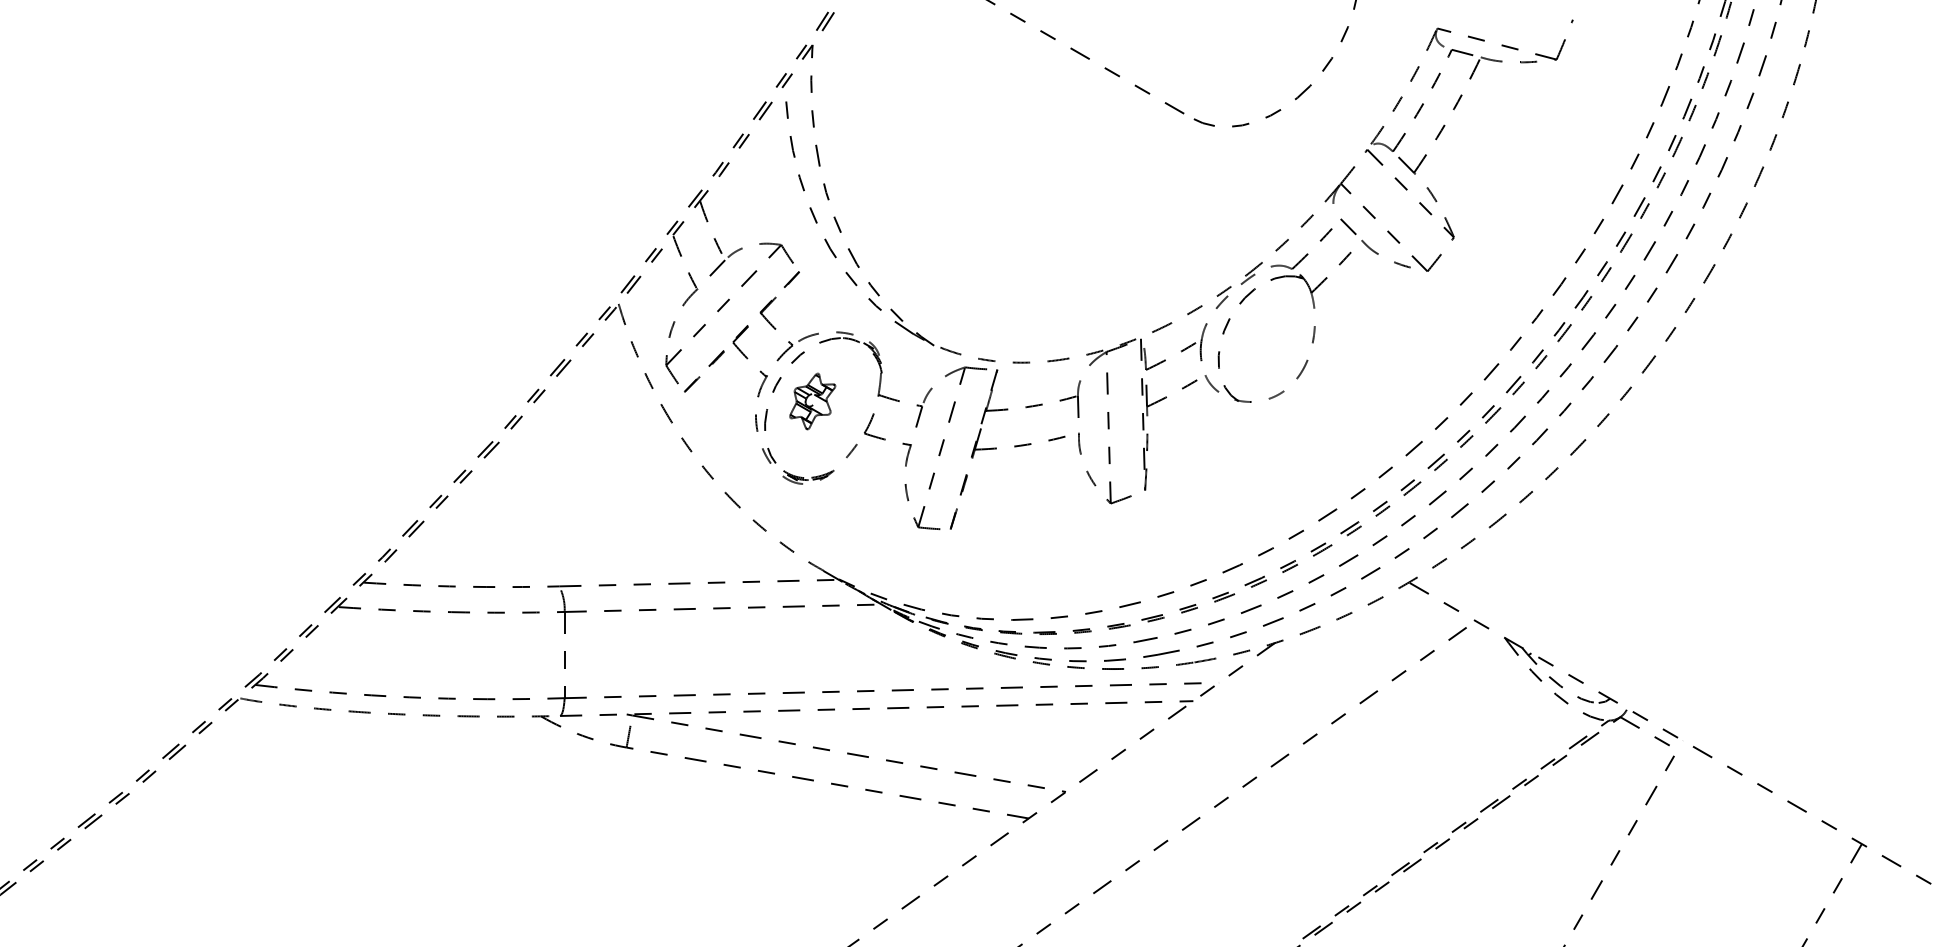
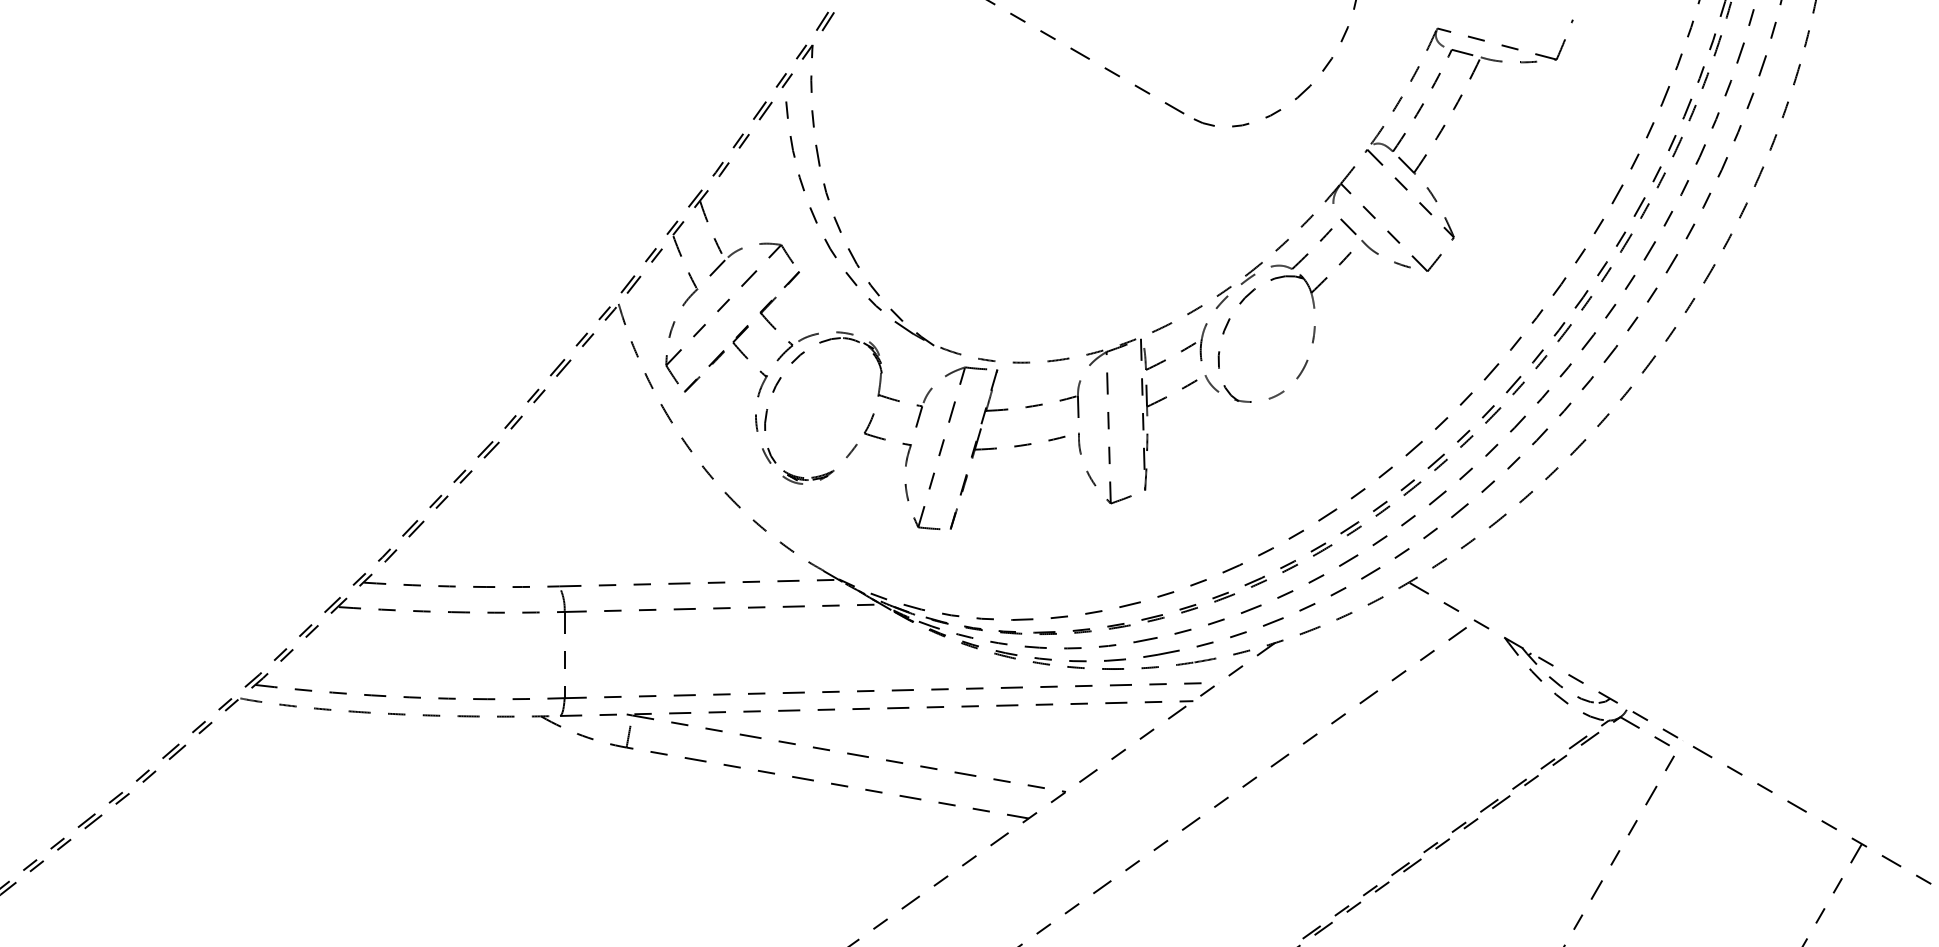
part: present -> none (812, 401)
